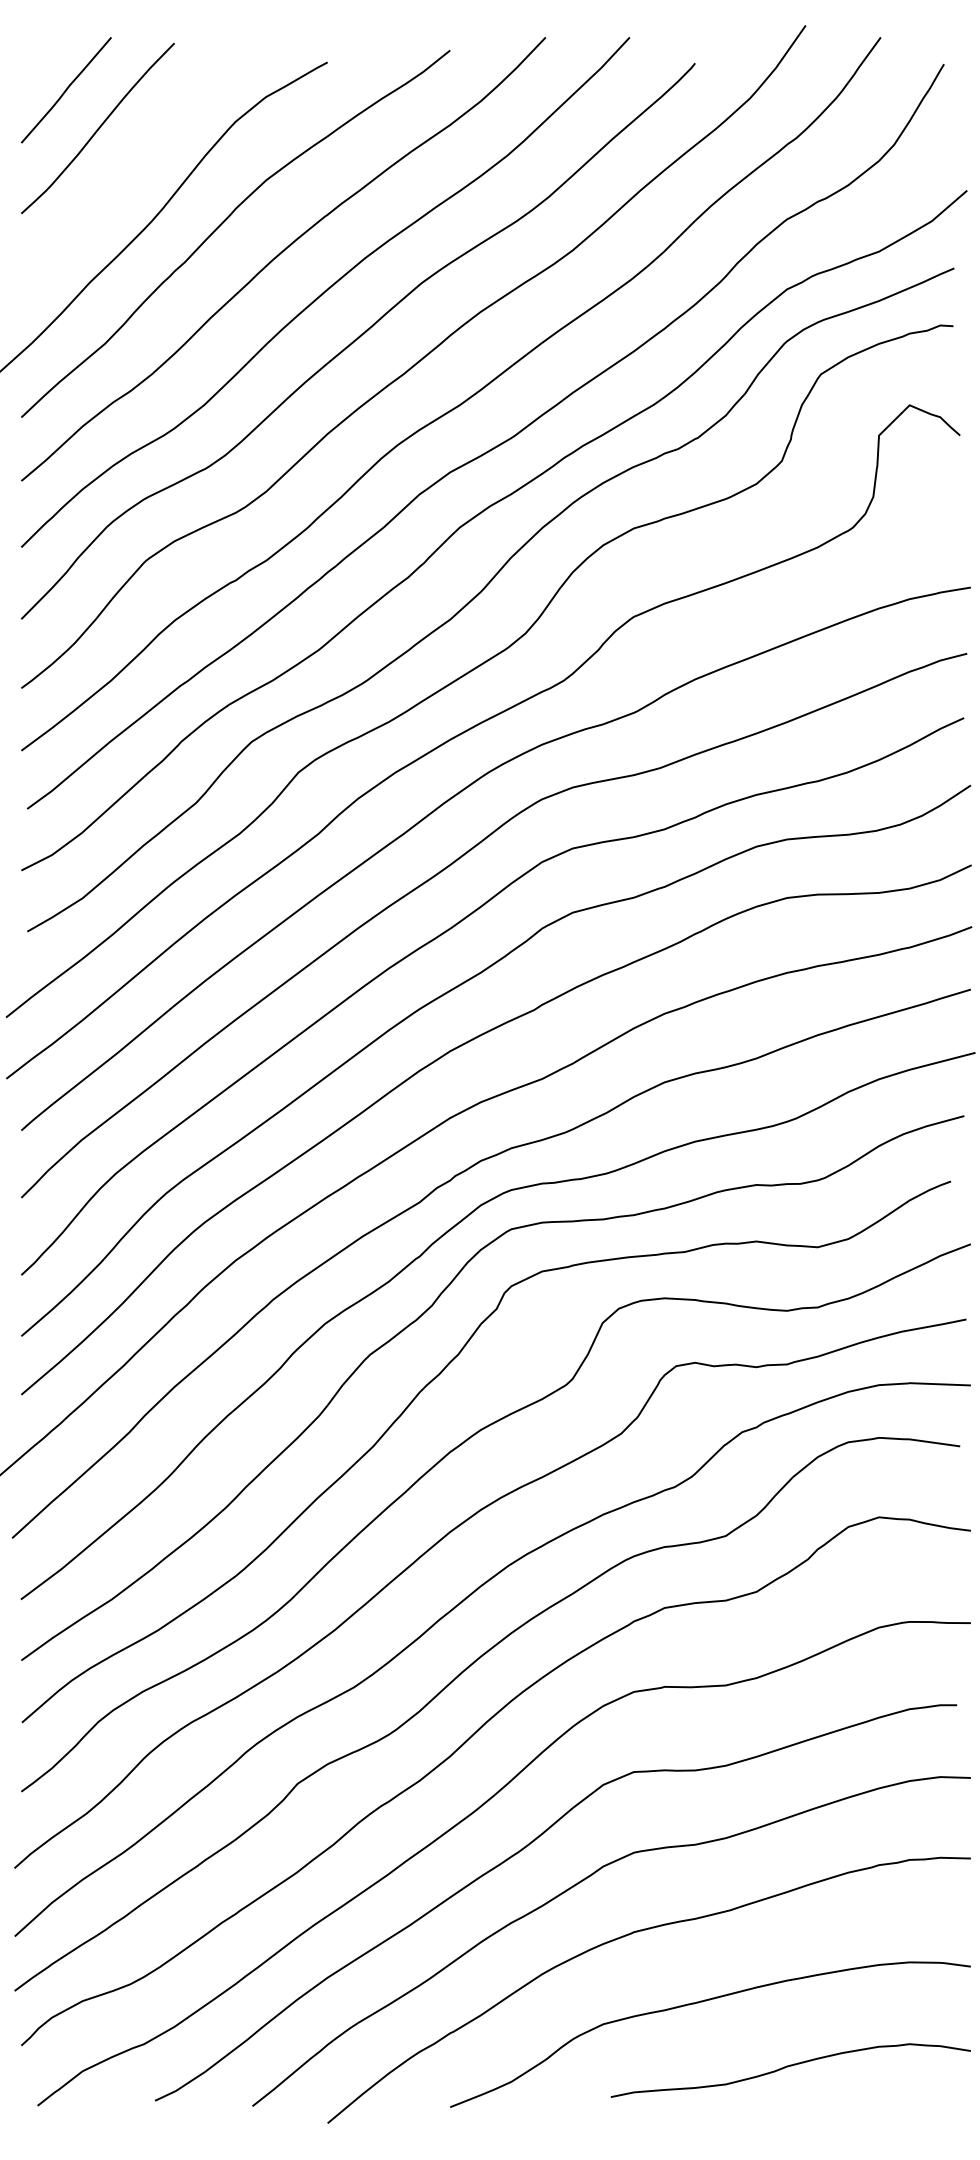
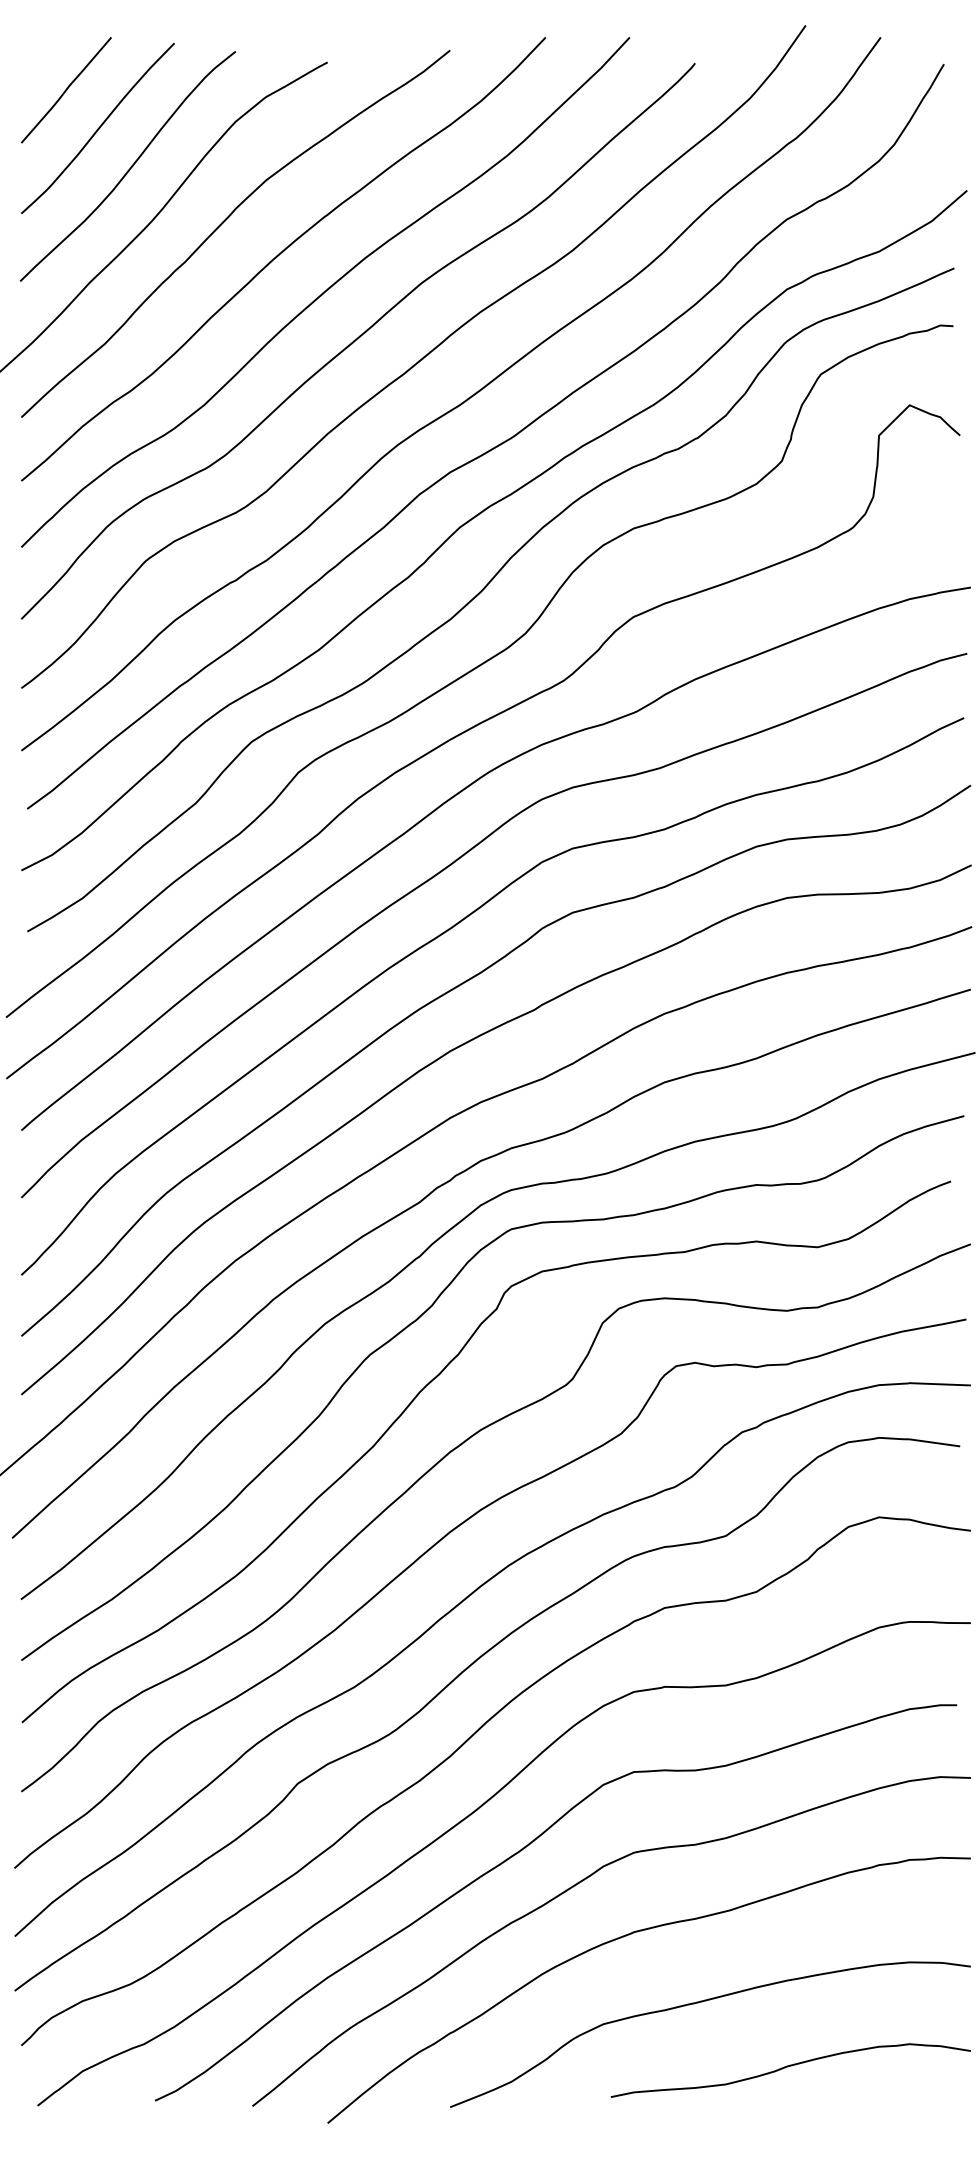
curve: none -> present (129, 168)
